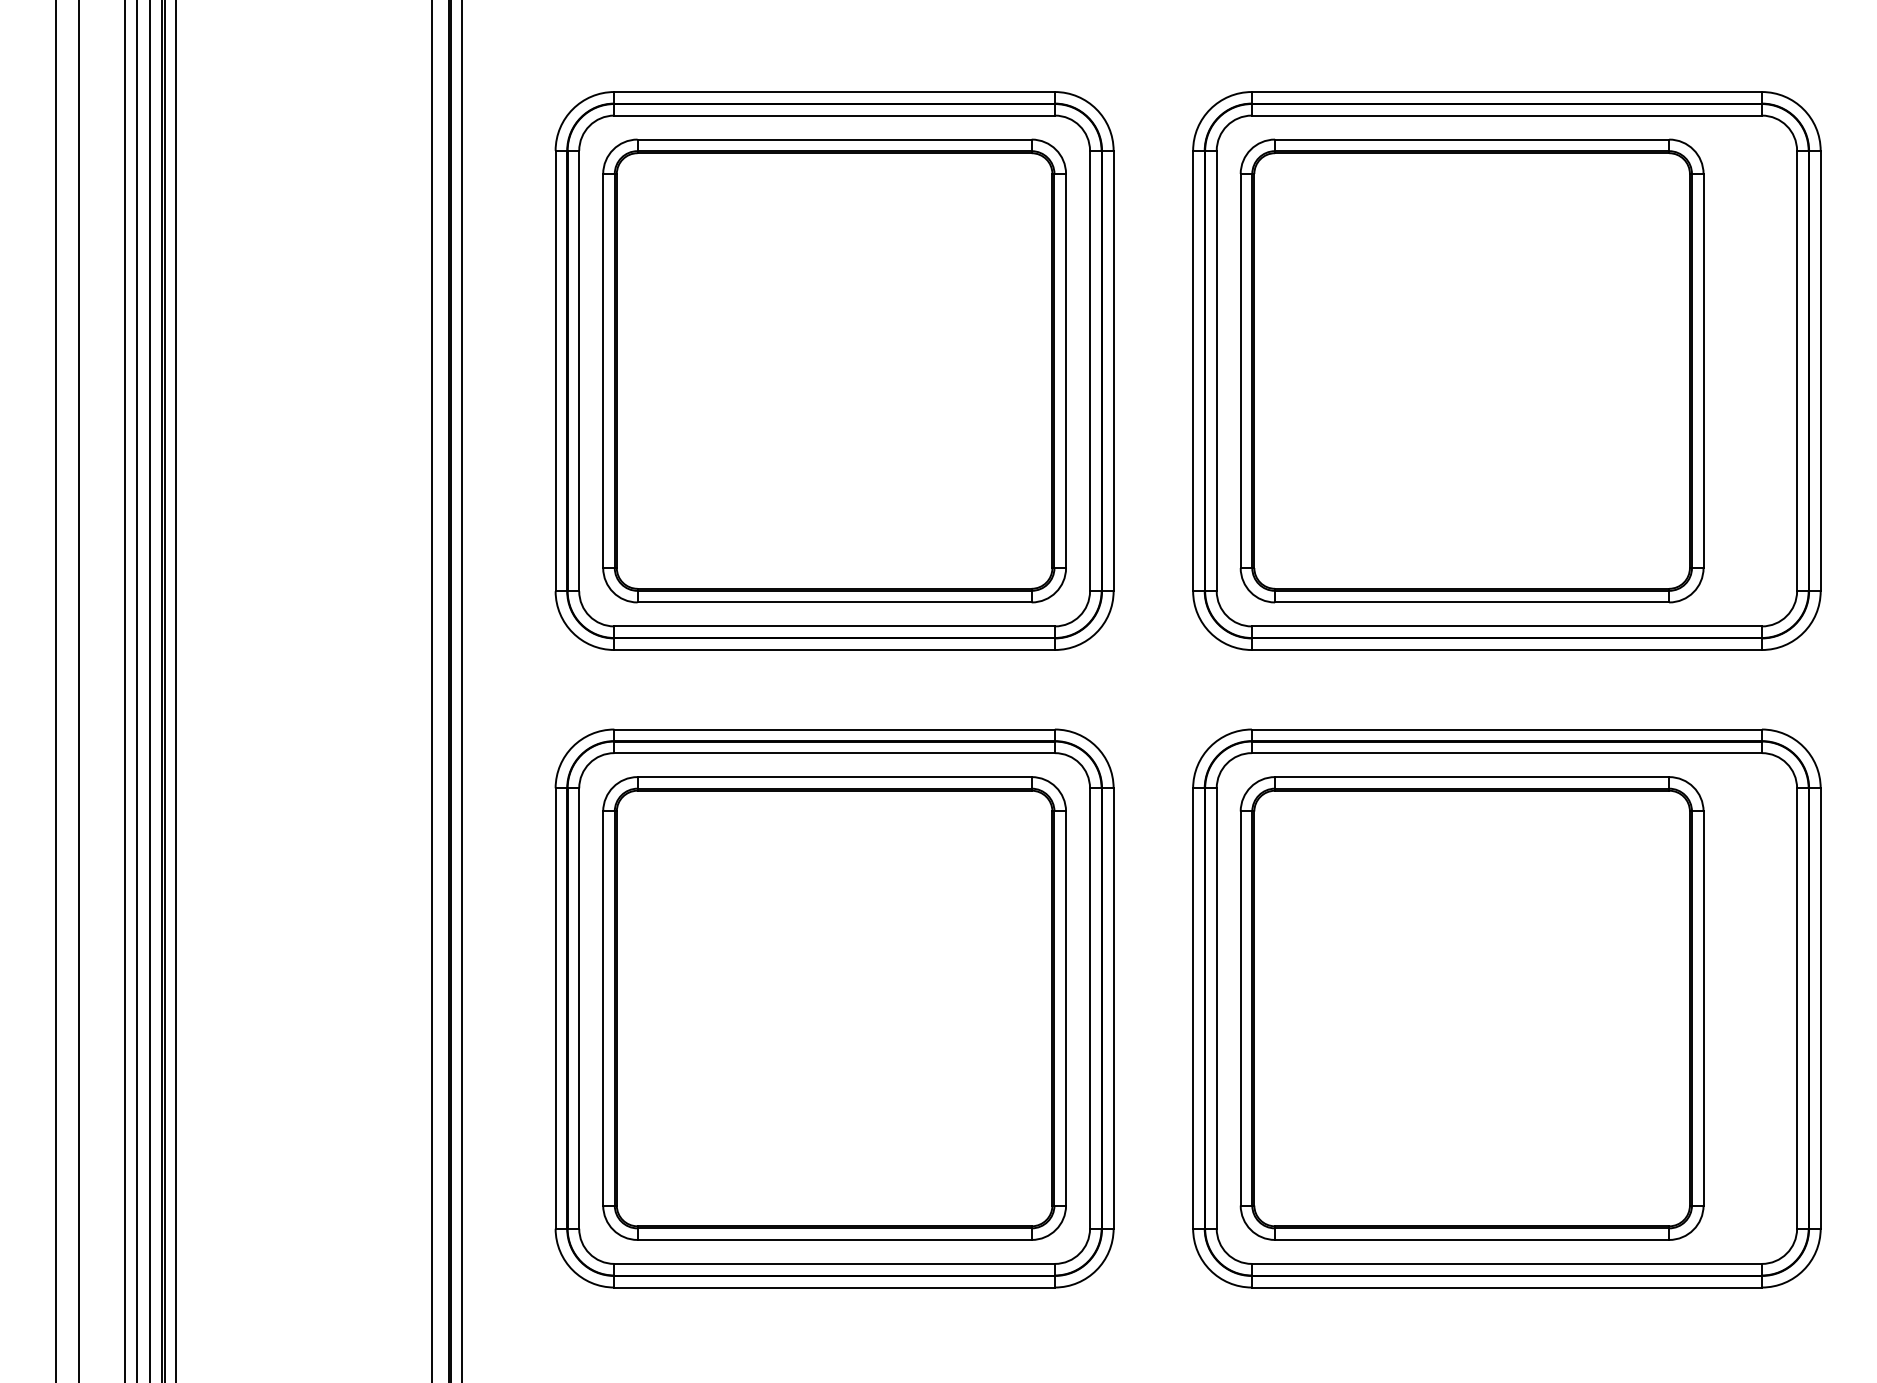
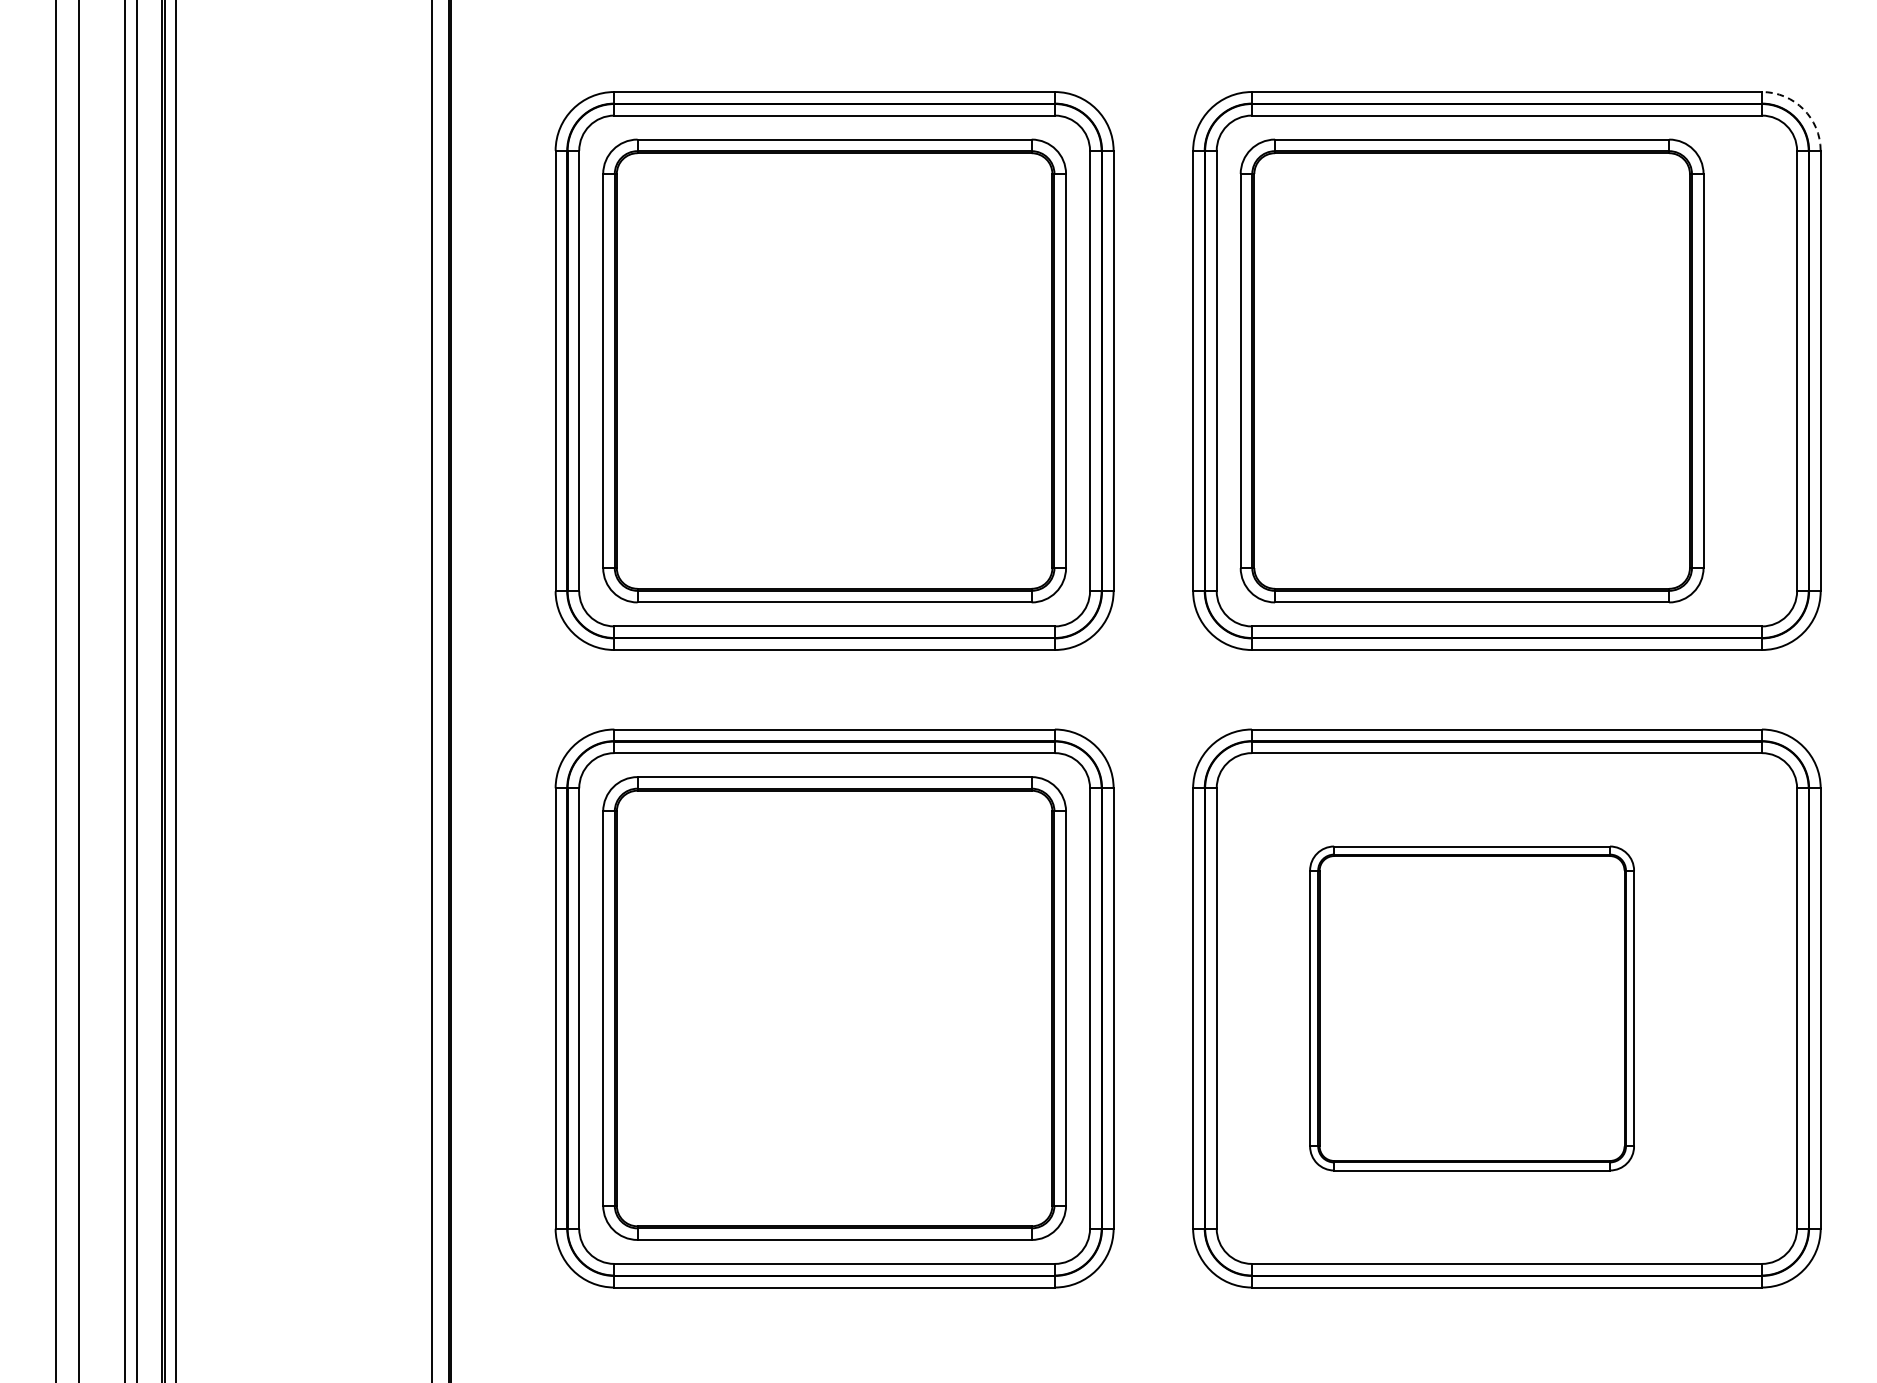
arc: solid -> dashed (1803, 109)
line: present -> none (149, 690)
line: present -> none (462, 690)
part size: 466x465 px -> 326x327 px (1471, 1008)
